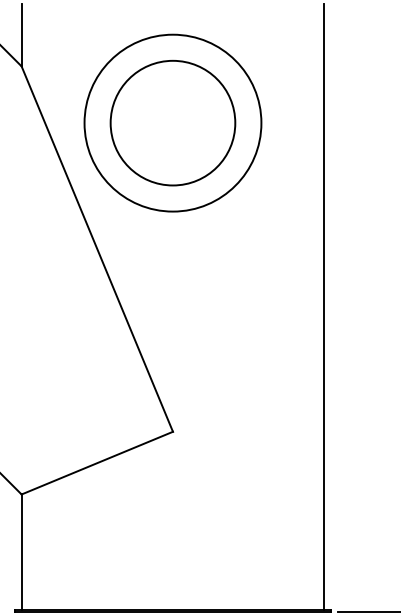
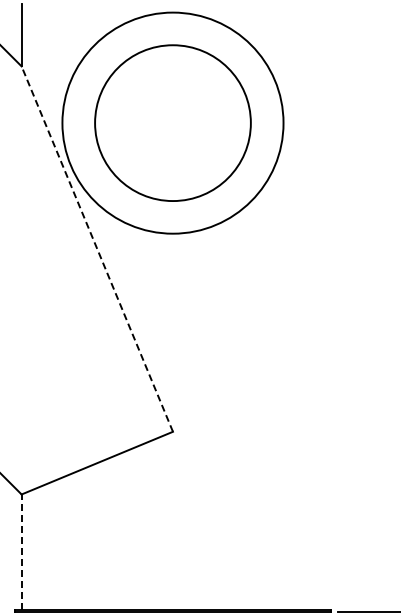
circle diameter: 125 px -> 156 px (172, 123)
circle diameter: 177 px -> 221 px (172, 122)
line: solid -> dashed (97, 249)
line: present -> none (324, 306)
line: solid -> dashed (21, 552)
